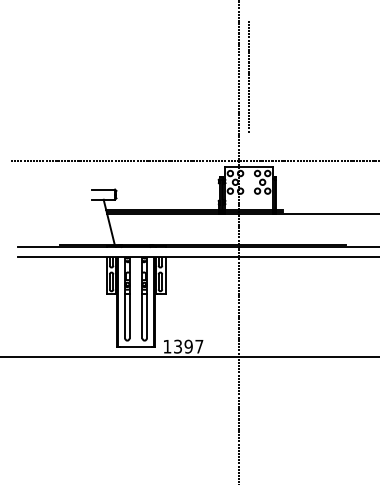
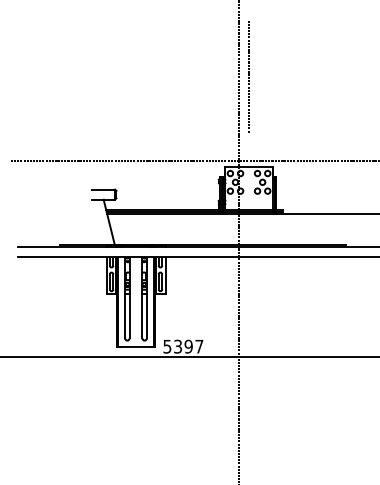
text: 1397 -> 5397 (167, 346)
